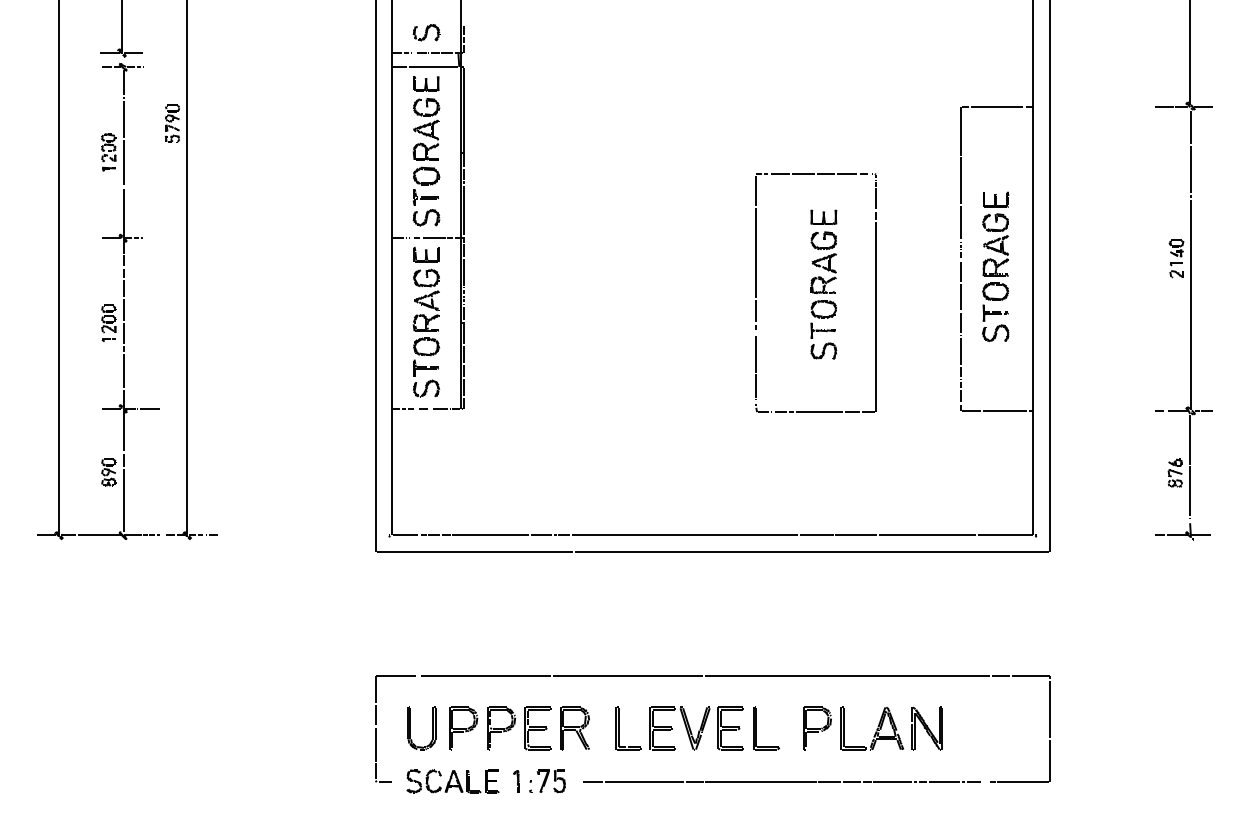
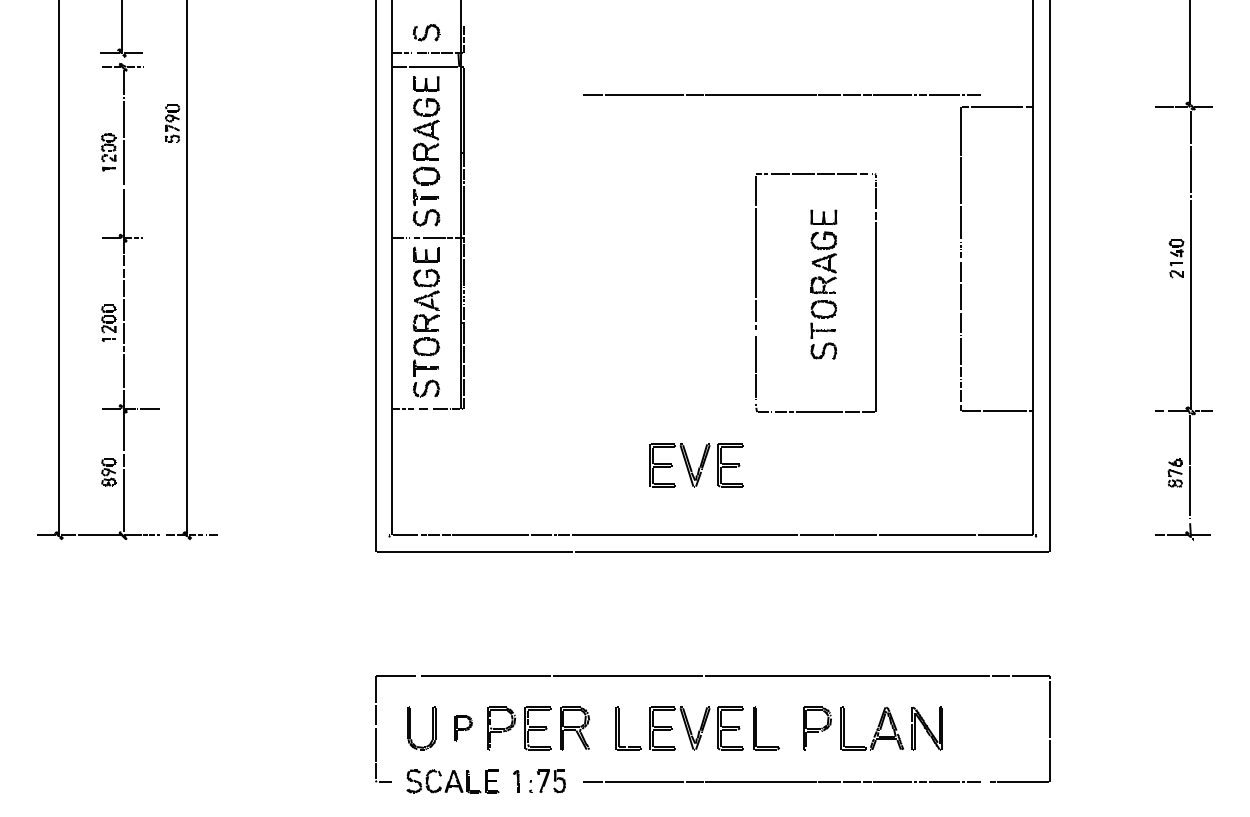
line: none -> present (781, 94)
part: present -> none (995, 266)
part: none -> present (696, 465)
part size: 30x45 px -> 19x27 px (463, 728)
